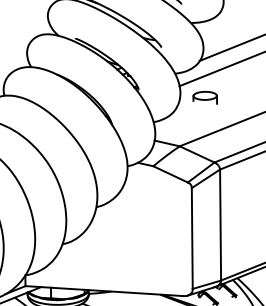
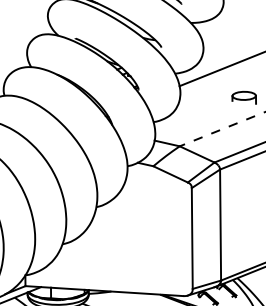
line: present -> none (230, 47)
part position: (204, 97) -> (243, 97) (243, 97)
line: solid -> dashed (222, 129)
